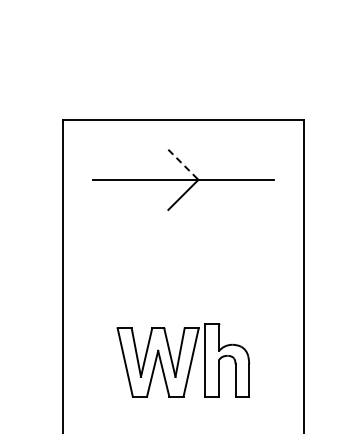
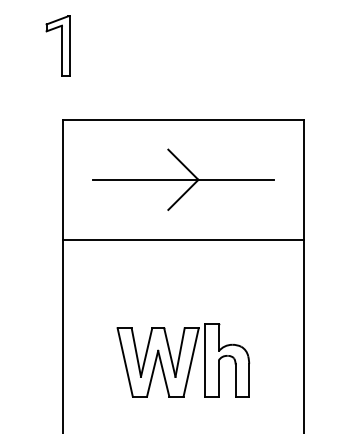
part: none -> present (57, 45)
line: dashed -> solid (183, 165)
line: none -> present (182, 240)
